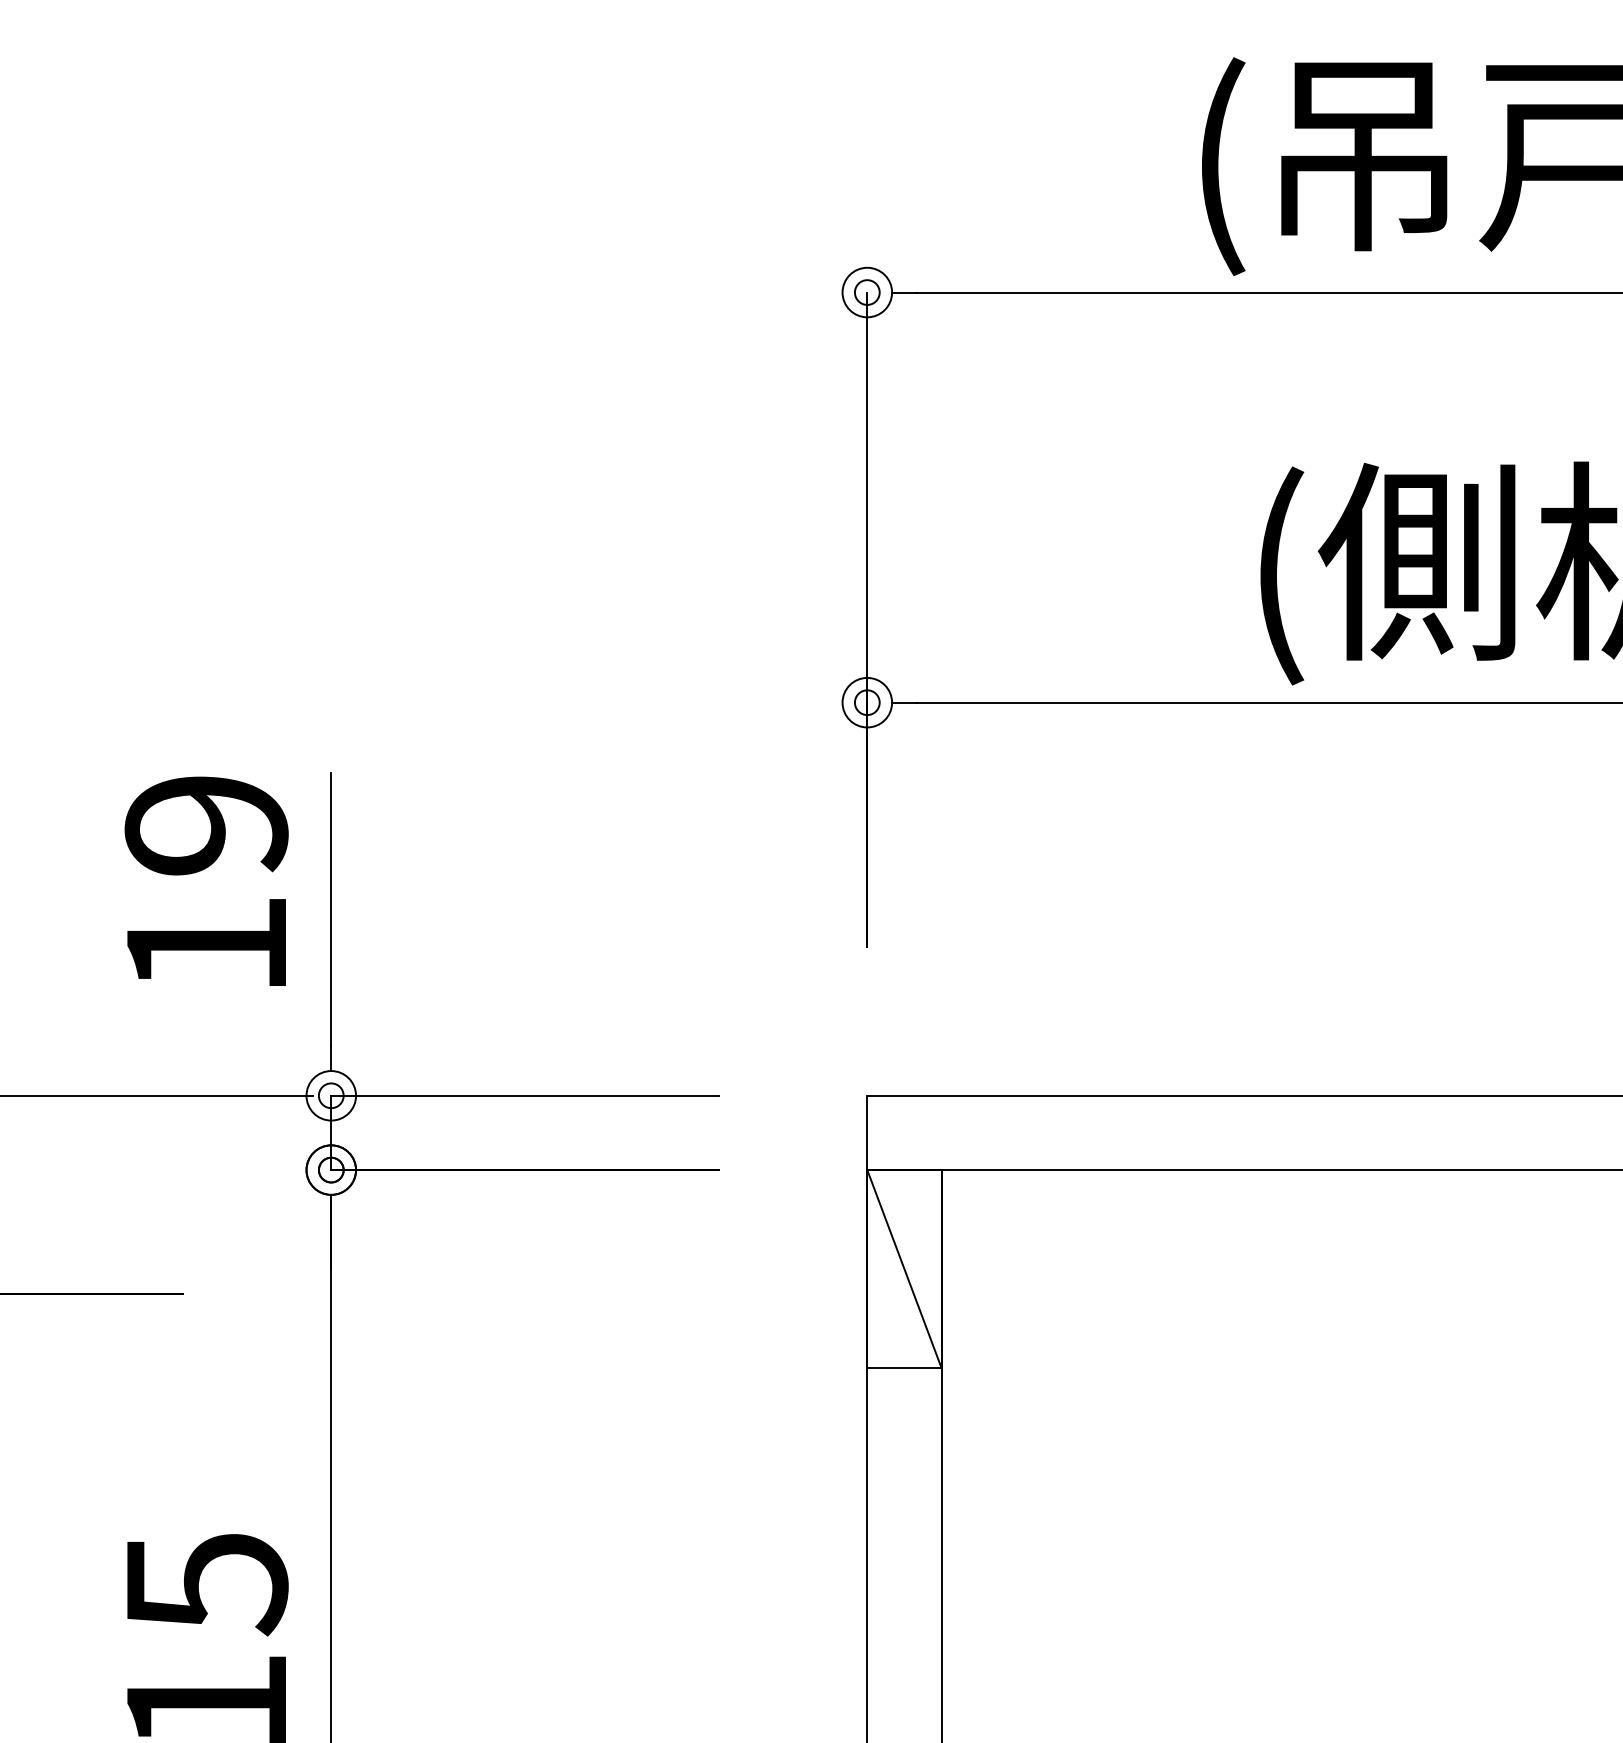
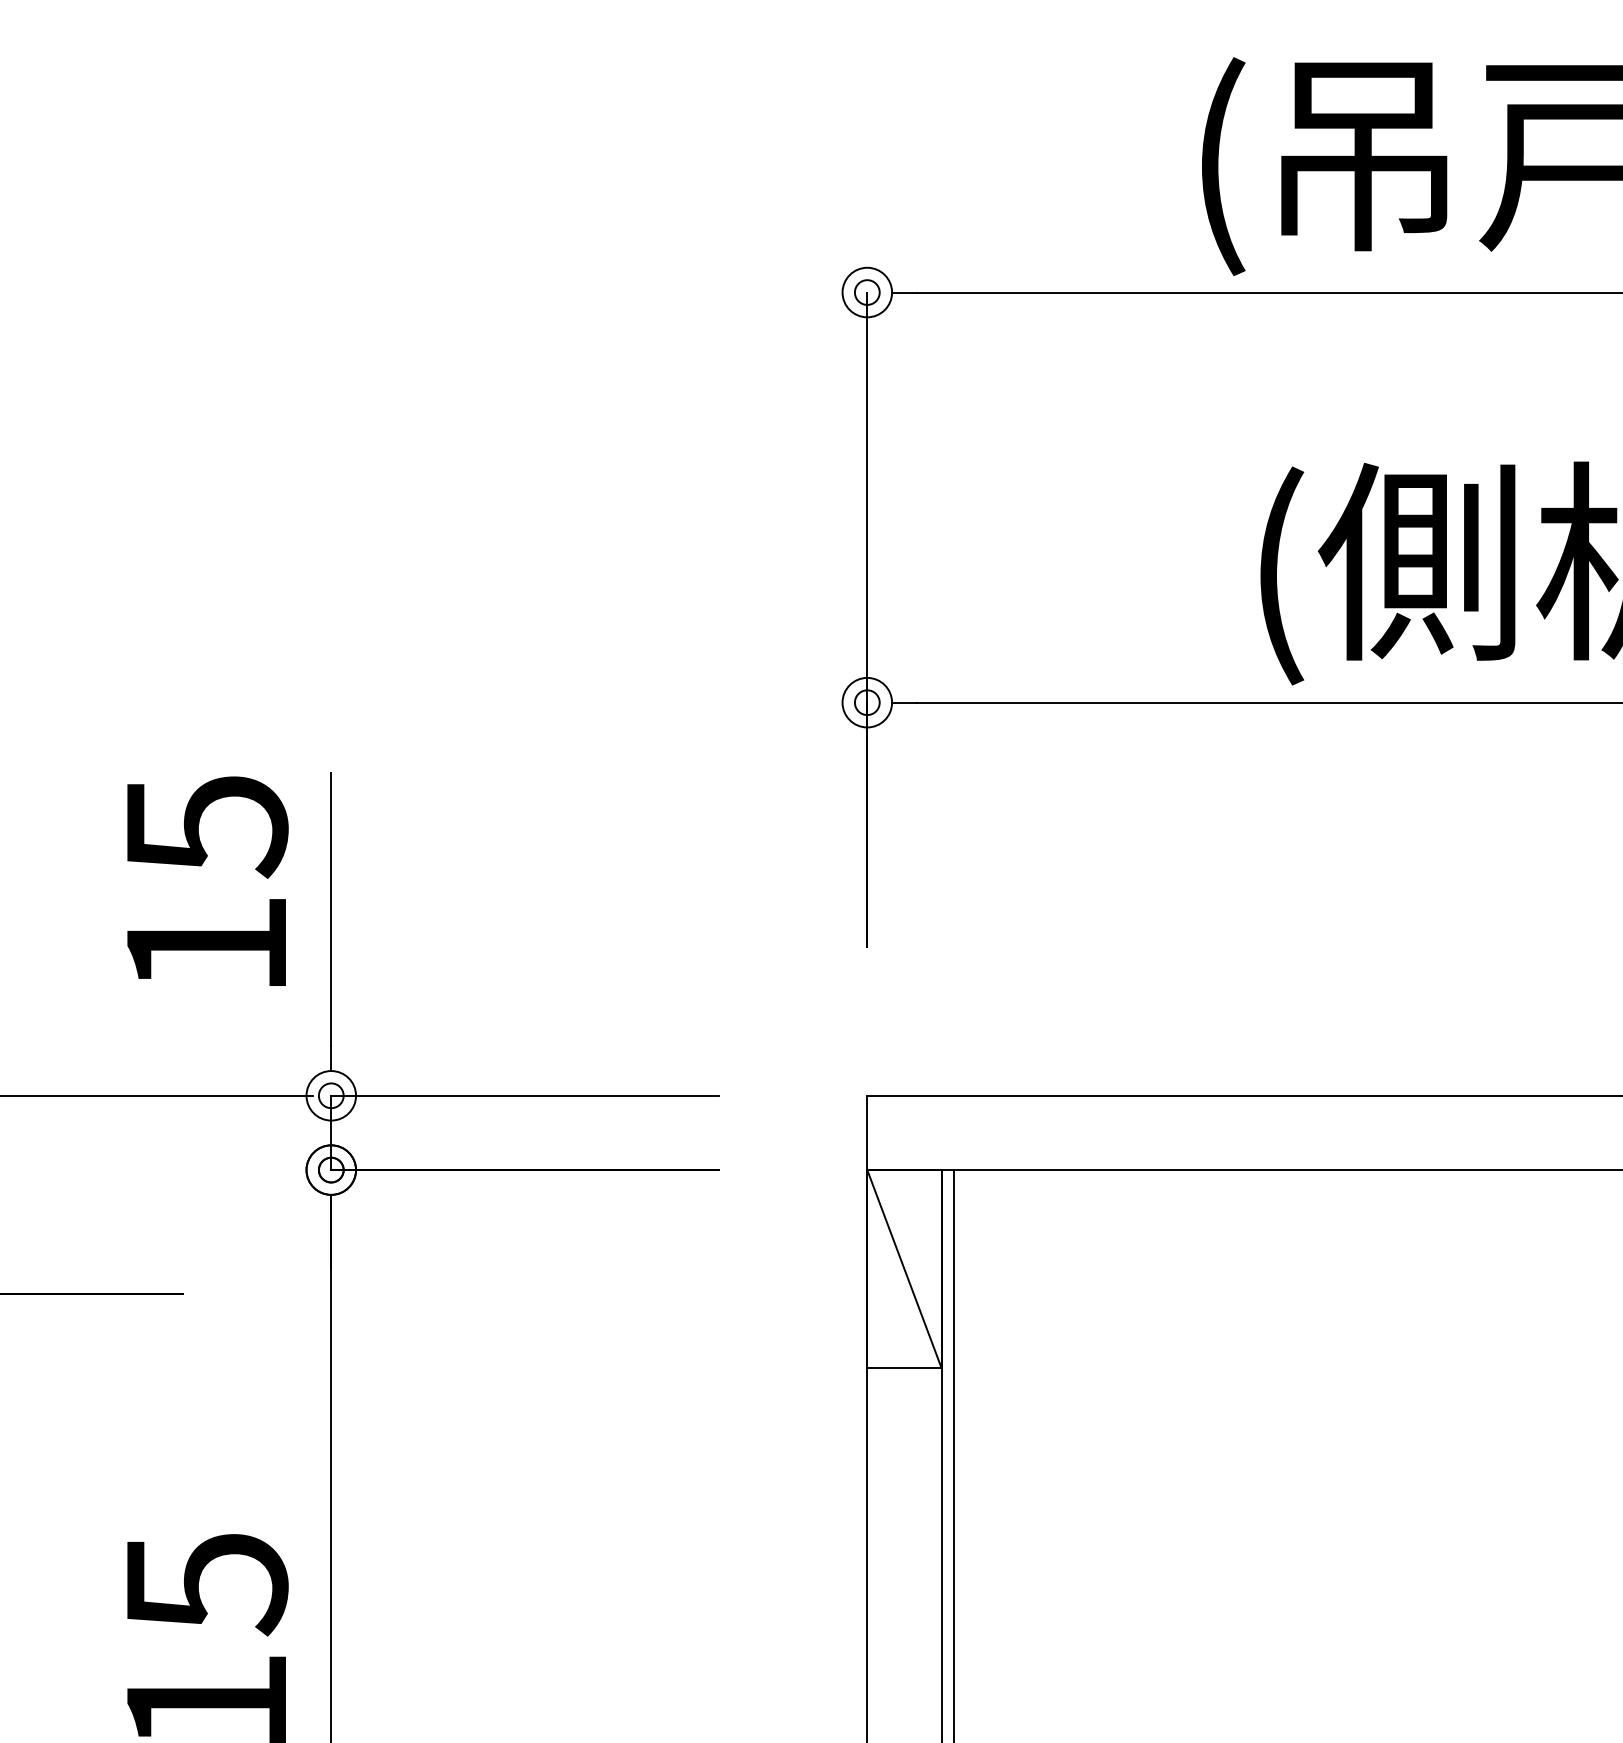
text: 19 -> 15 (206, 827)
line: none -> present (954, 1454)
